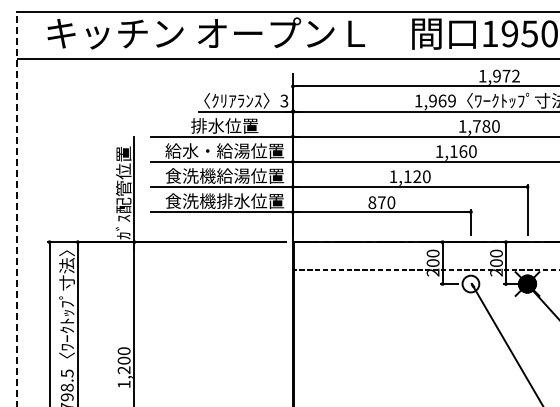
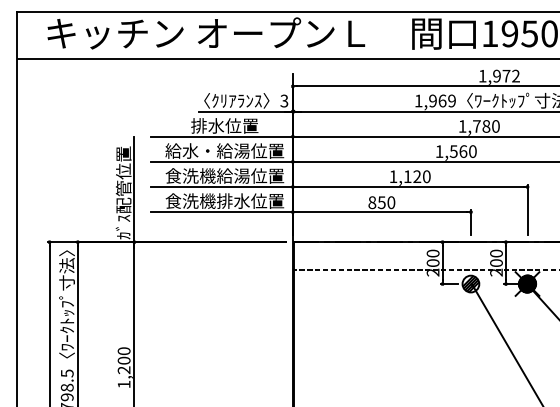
text: 1,160 -> 1,560 (453, 151)
text: 870 -> 850 (381, 202)
line: dashed -> solid (16, 209)
hatch: none -> present (470, 284)
